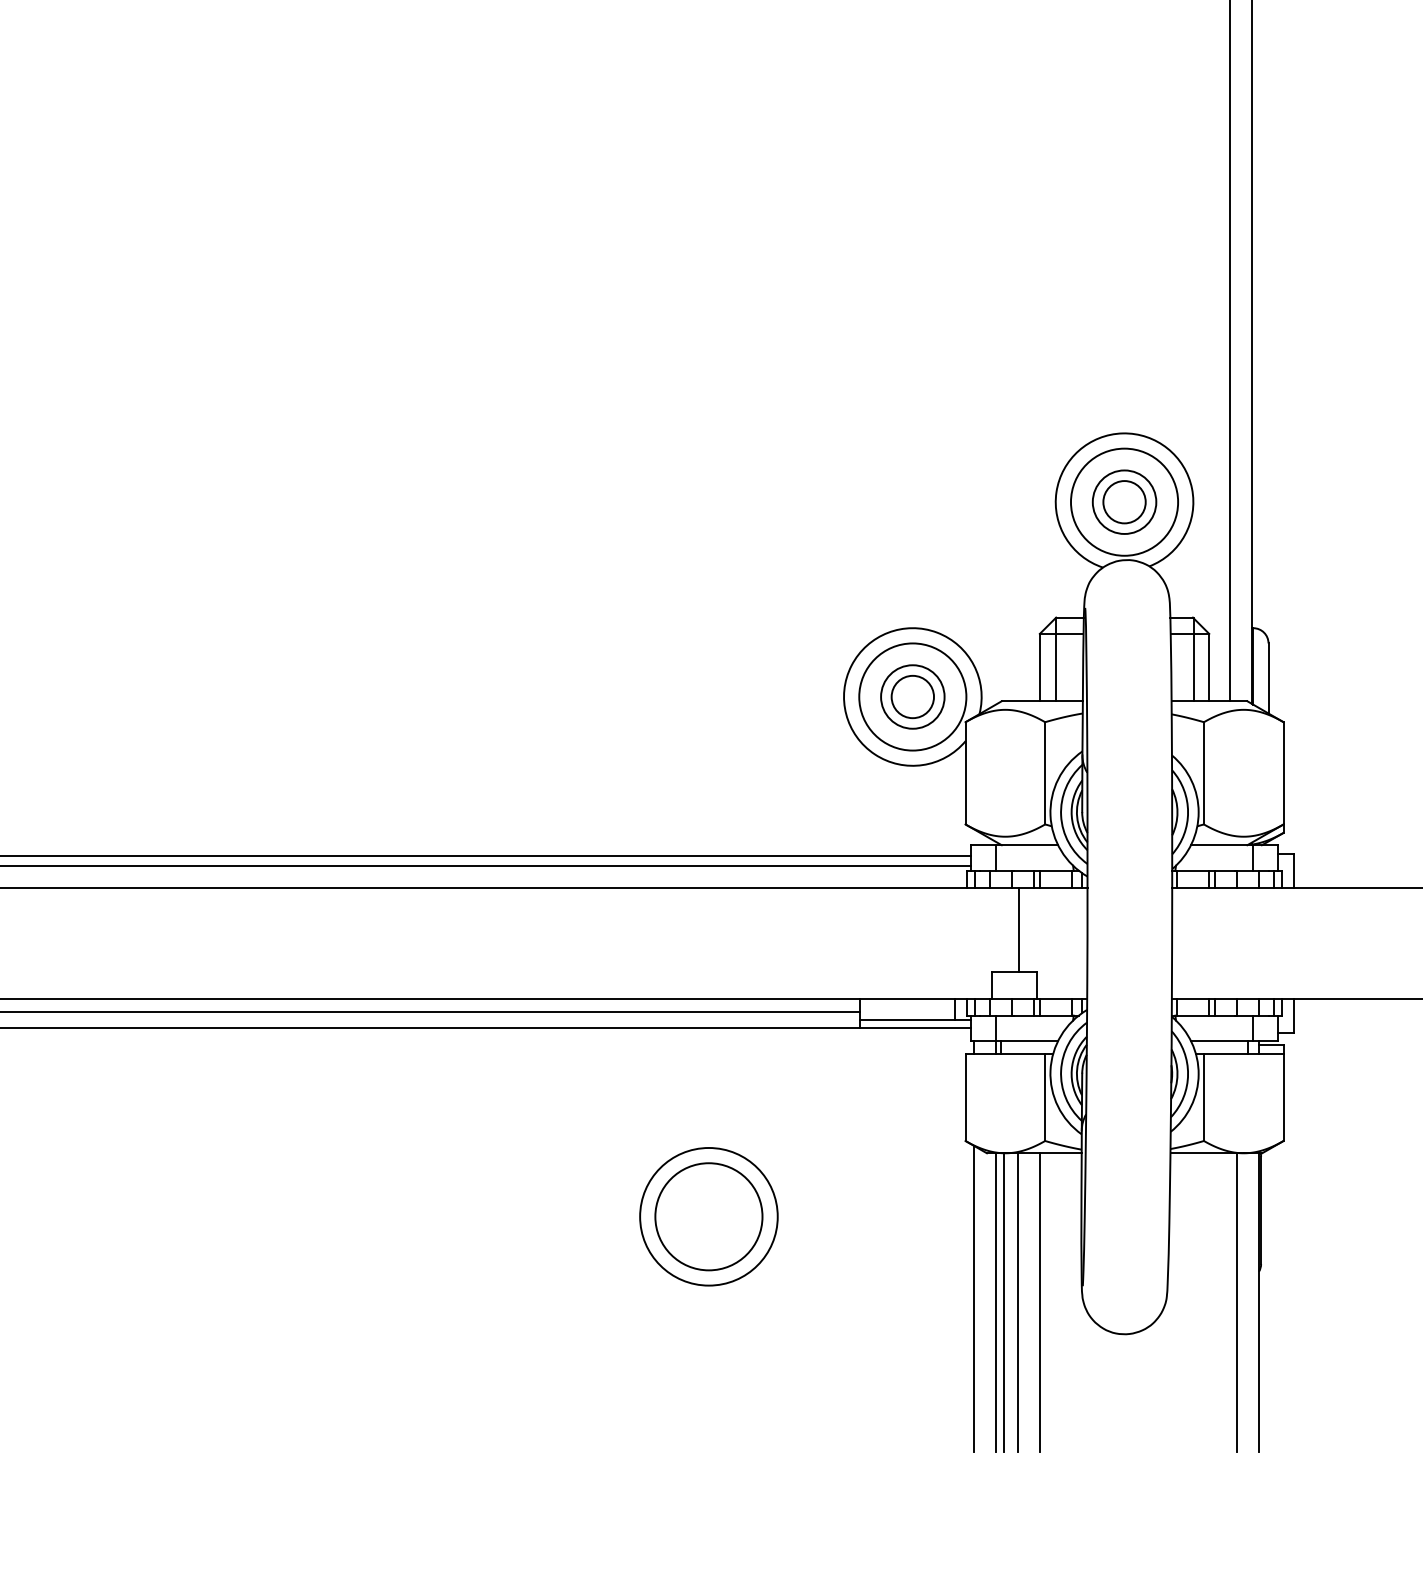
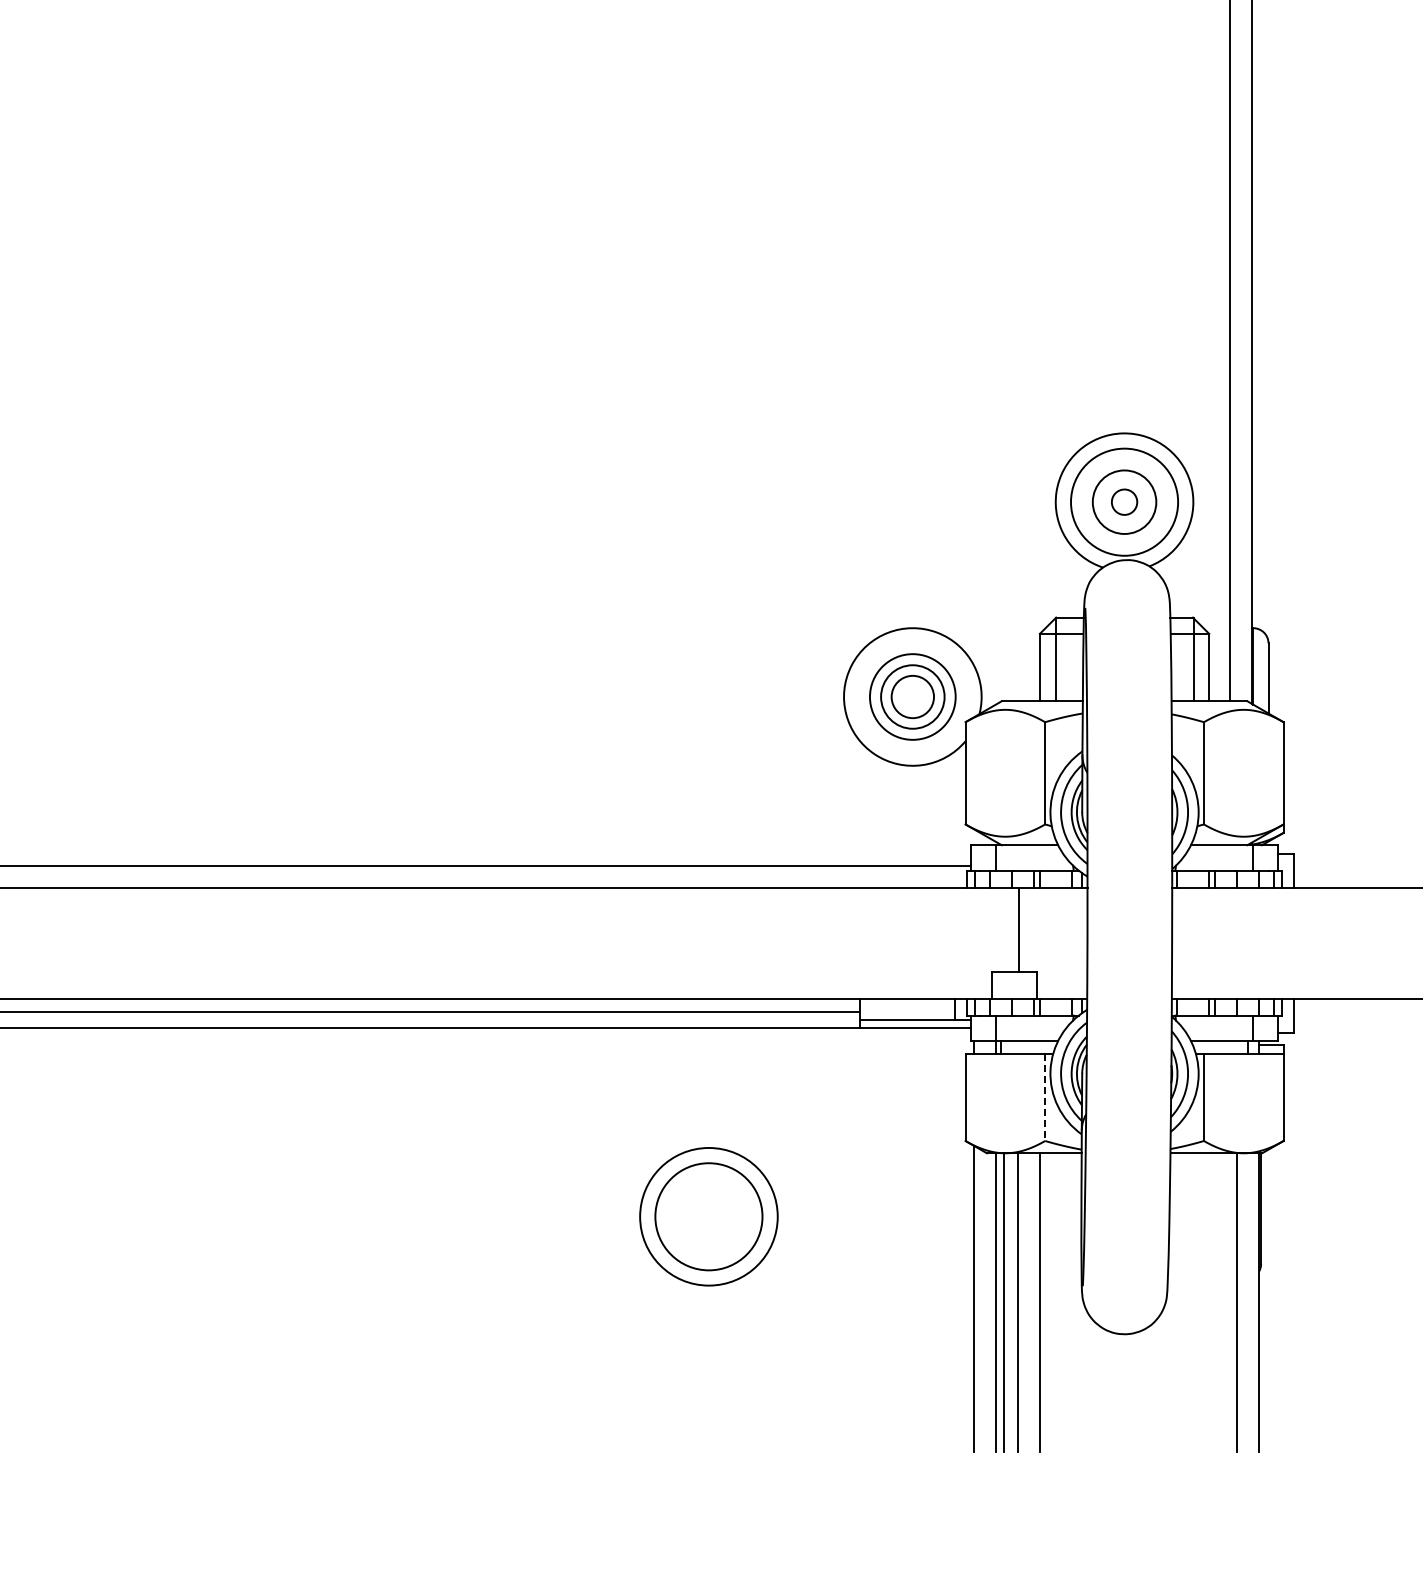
circle diameter: 42 px -> 25 px (1124, 501)
circle diameter: 107 px -> 86 px (912, 696)
line: present -> none (486, 855)
line: solid -> dashed (1045, 1097)
